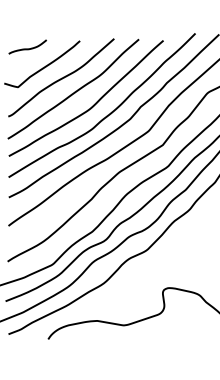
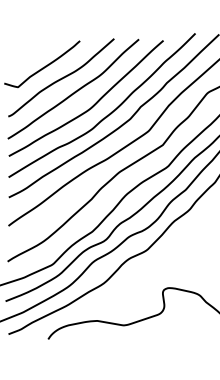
curve: present -> none (27, 48)
